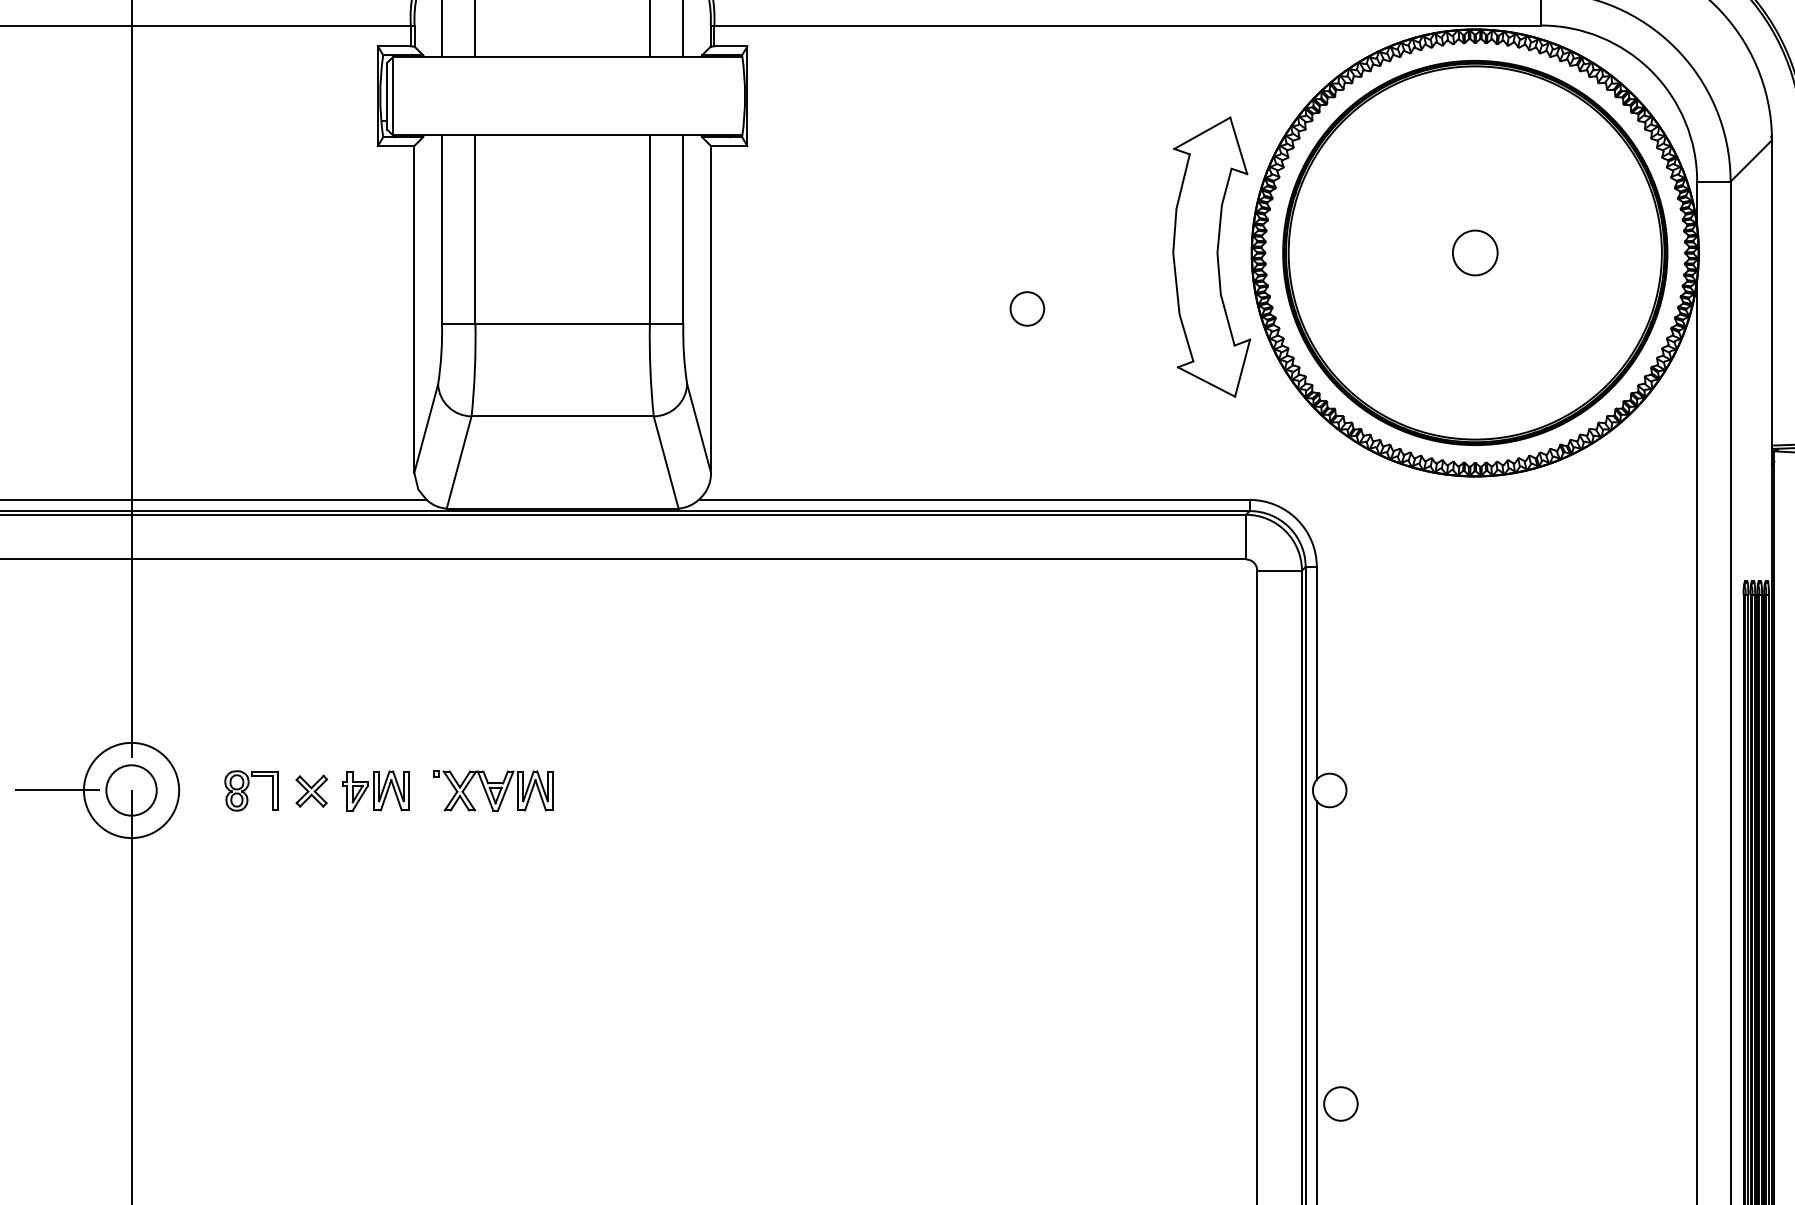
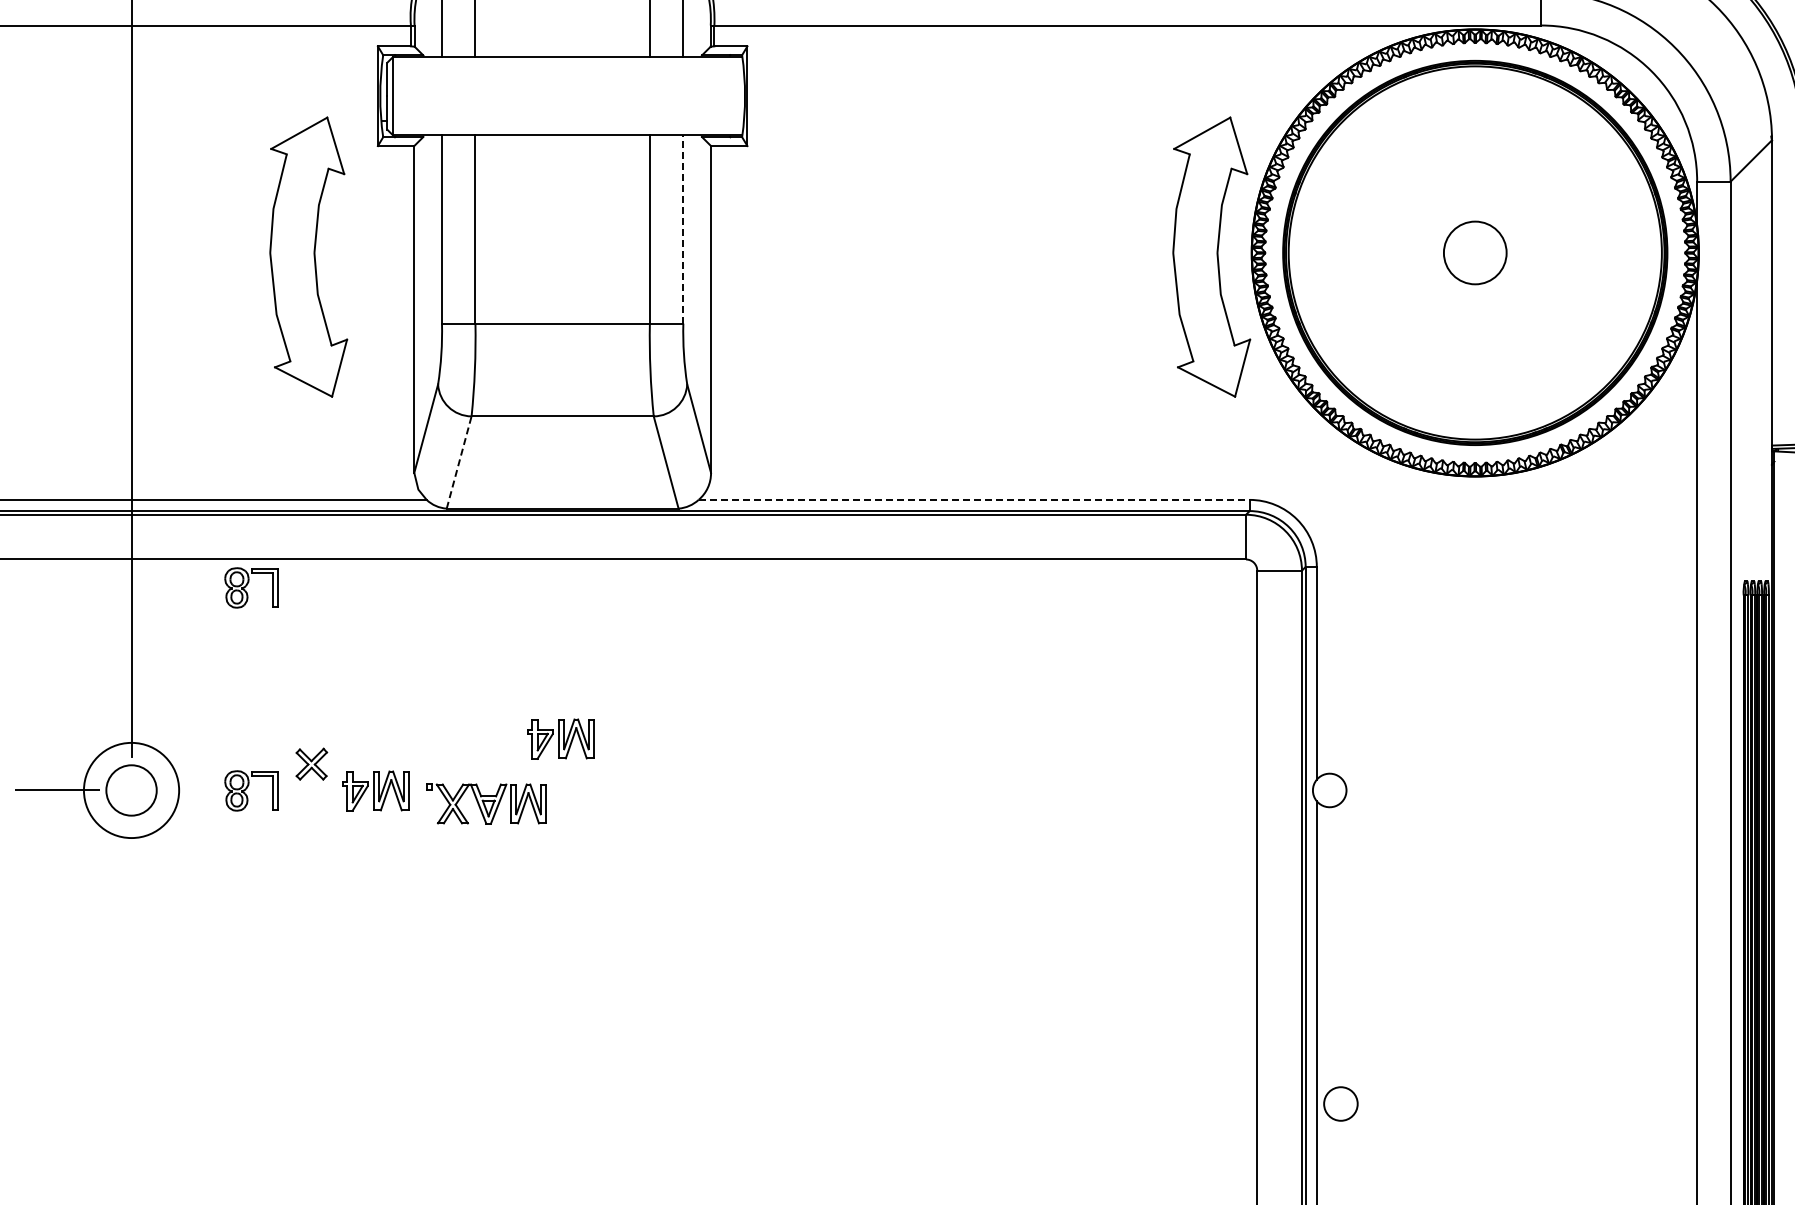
line: solid -> dashed (683, 229)
circle diameter: 45 px -> 63 px (1474, 252)
part: none -> present (308, 256)
circle: present -> none (1027, 308)
line: solid -> dashed (459, 462)
line: solid -> dashed (974, 499)
part: none -> present (251, 587)
part: none -> present (560, 738)
part position: (311, 790) -> (311, 763) (311, 763)
part position: (493, 790) -> (486, 803) (486, 803)
line: present -> none (131, 995)
